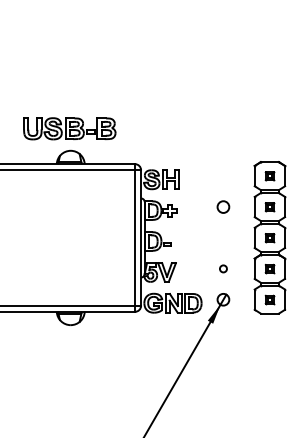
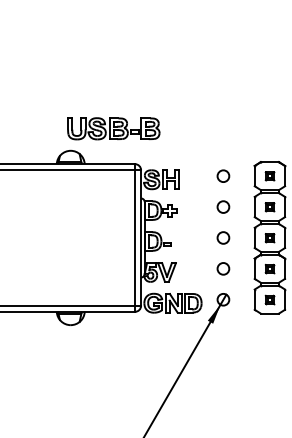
part position: (69, 128) -> (113, 128) (113, 128)
circle: none -> present (223, 175)
circle: none -> present (223, 237)
circle size: 9x10 px -> 15x14 px (223, 268)
